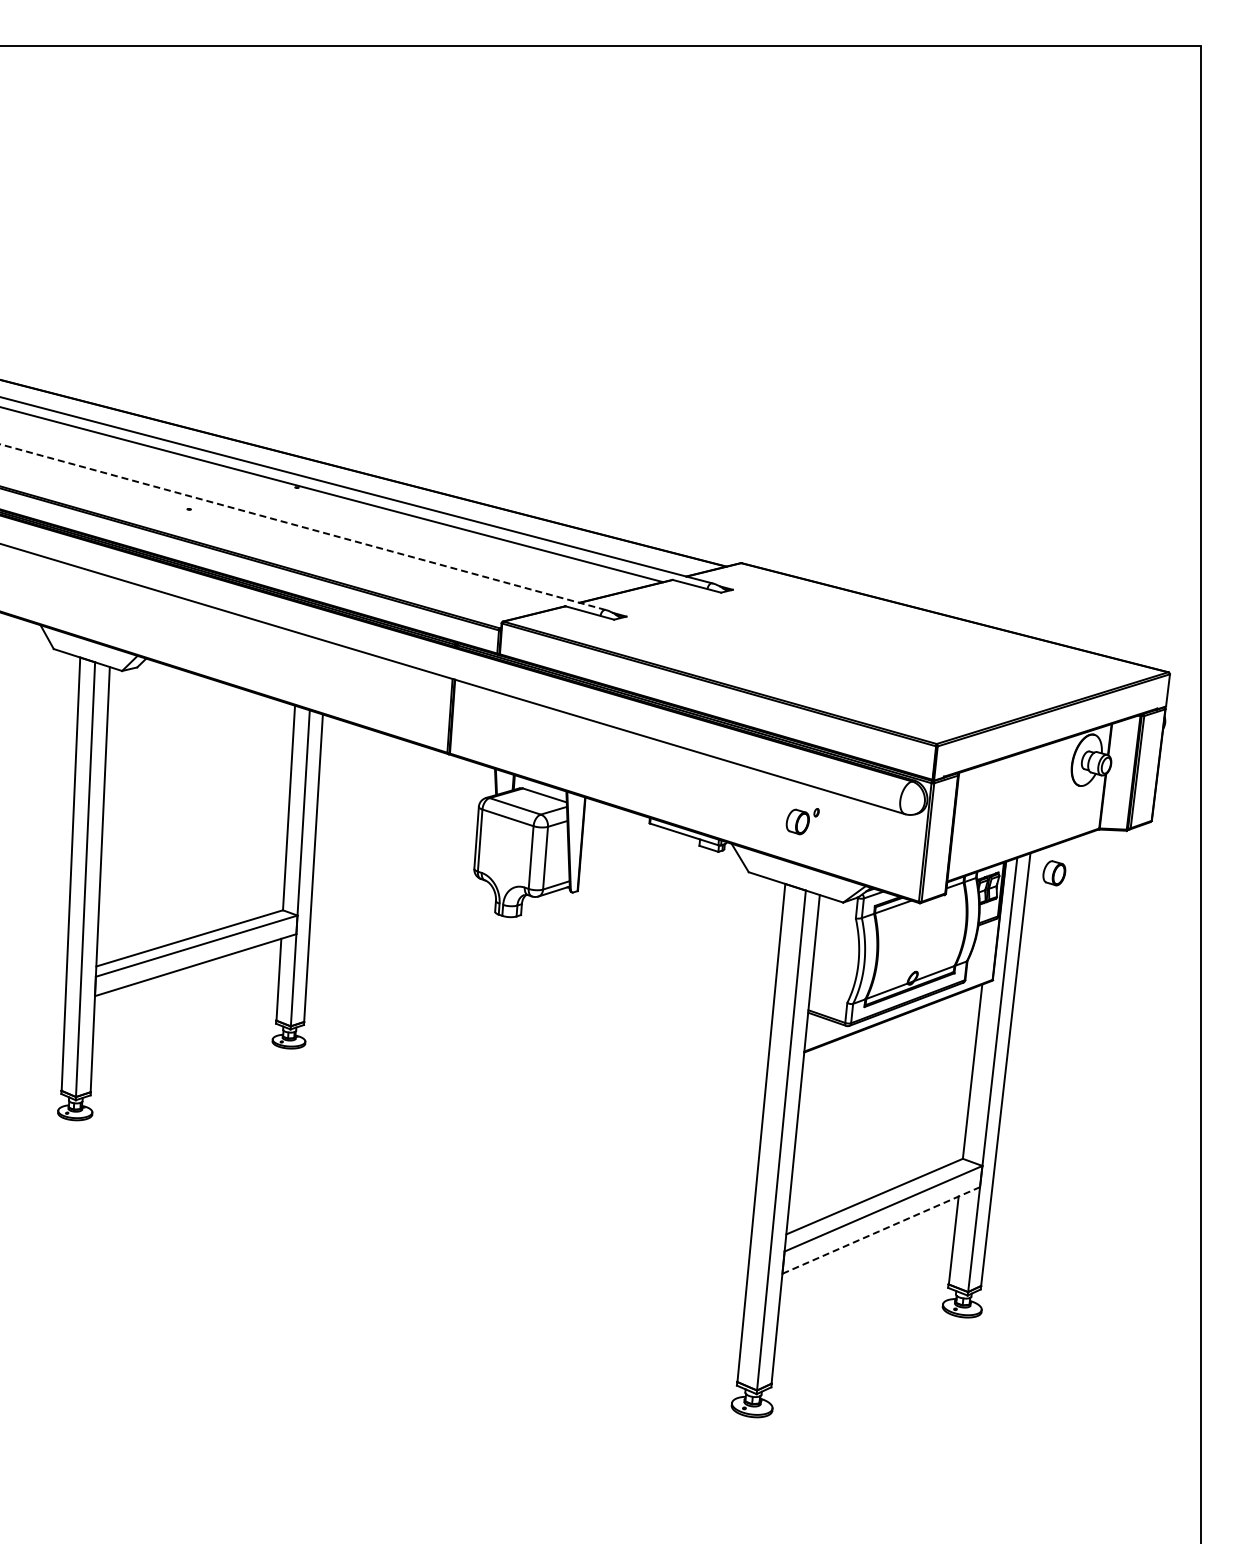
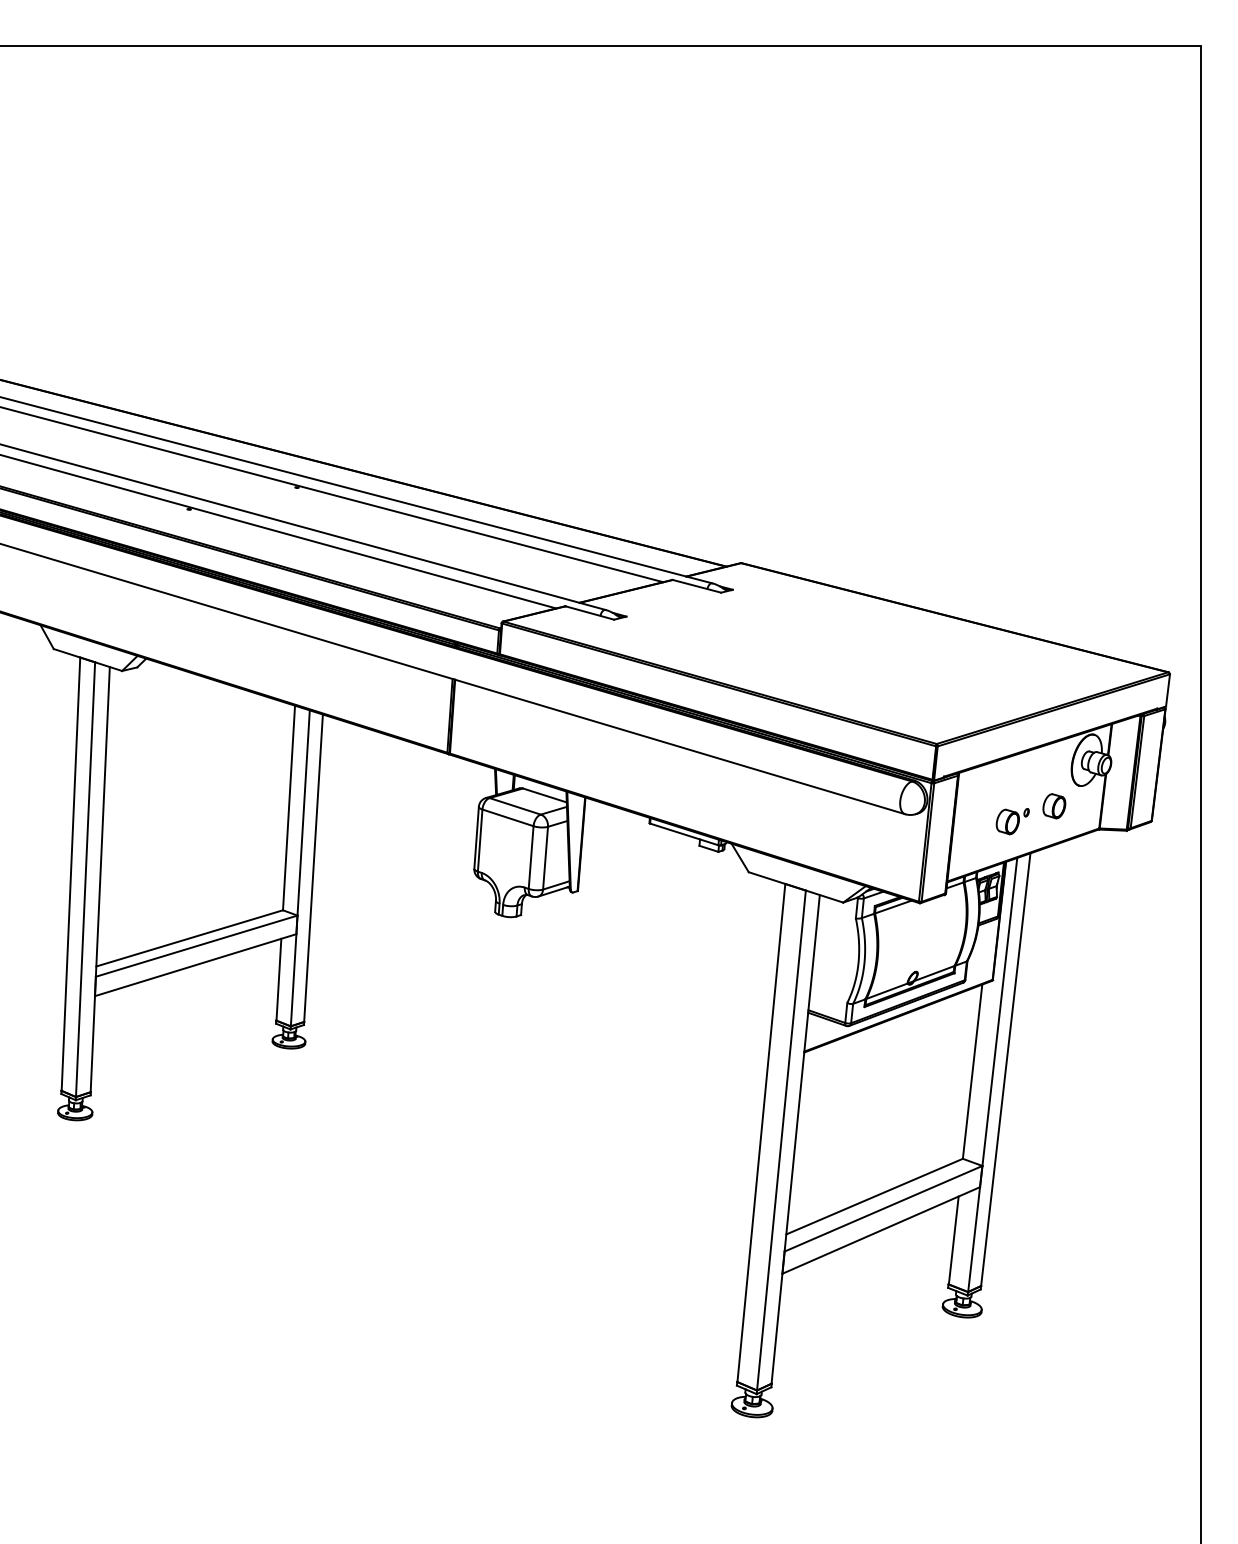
line: dashed -> solid (302, 527)
line: none -> present (279, 531)
part position: (802, 821) -> (1012, 821) (1012, 821)
part position: (1054, 873) -> (1054, 806) (1054, 806)
line: dashed -> solid (881, 1230)
